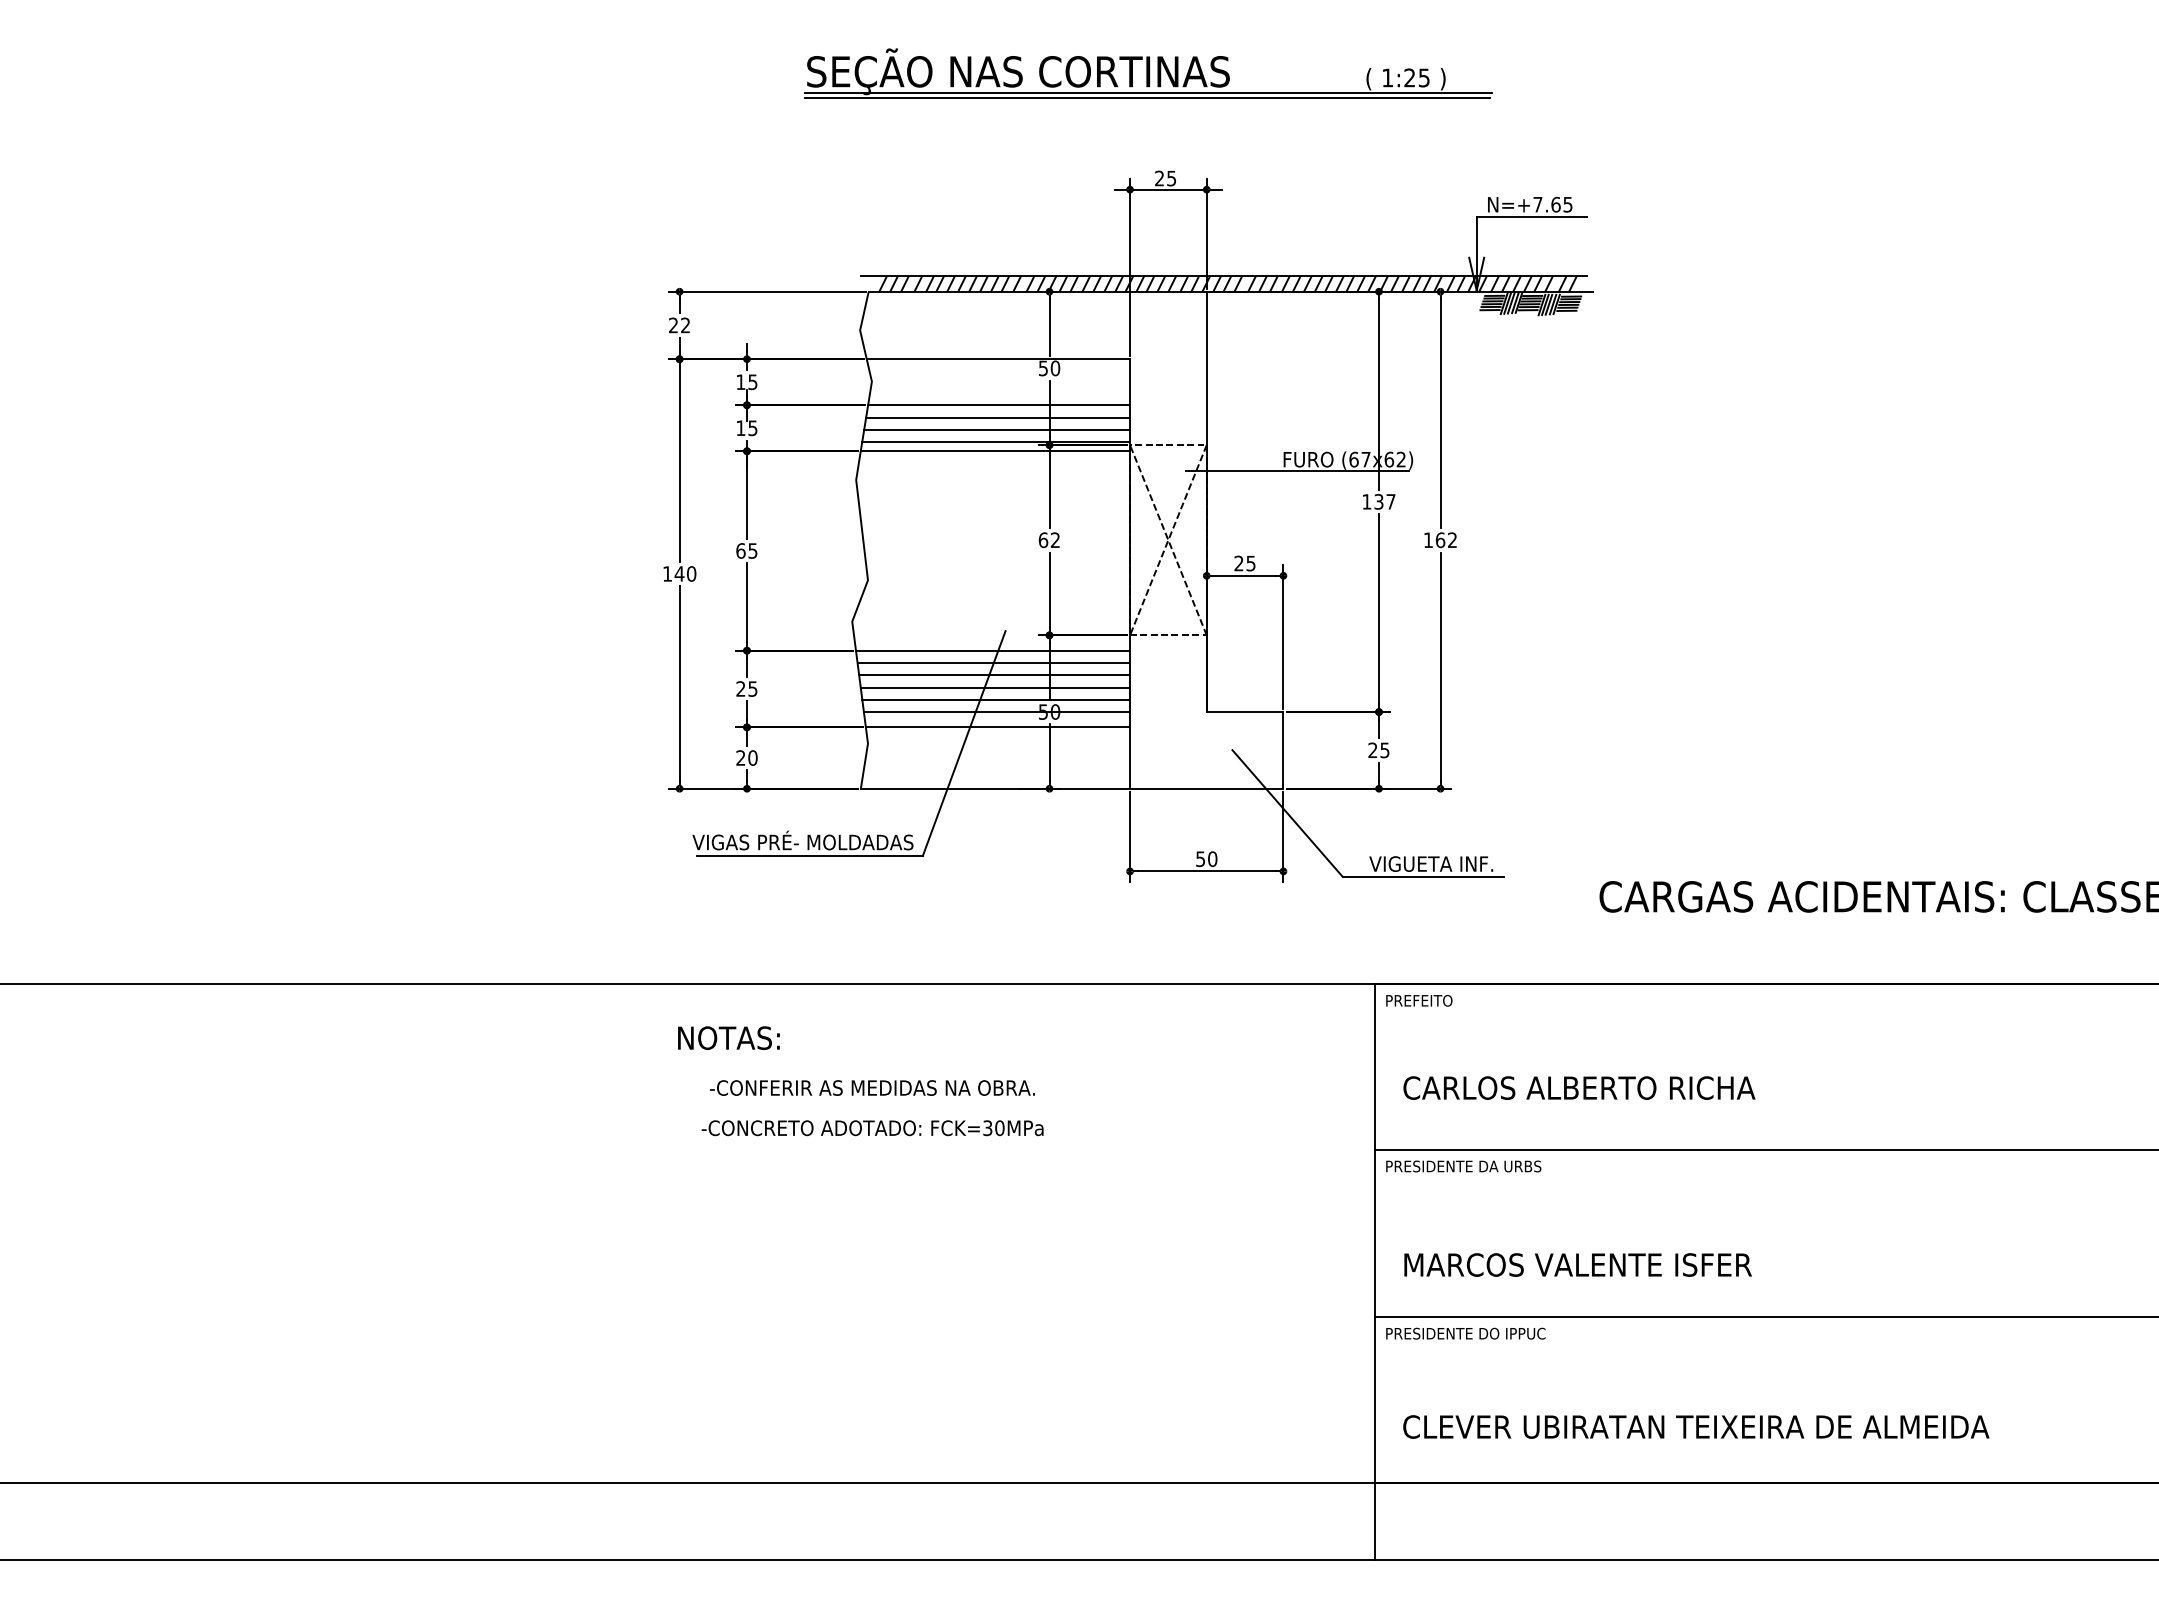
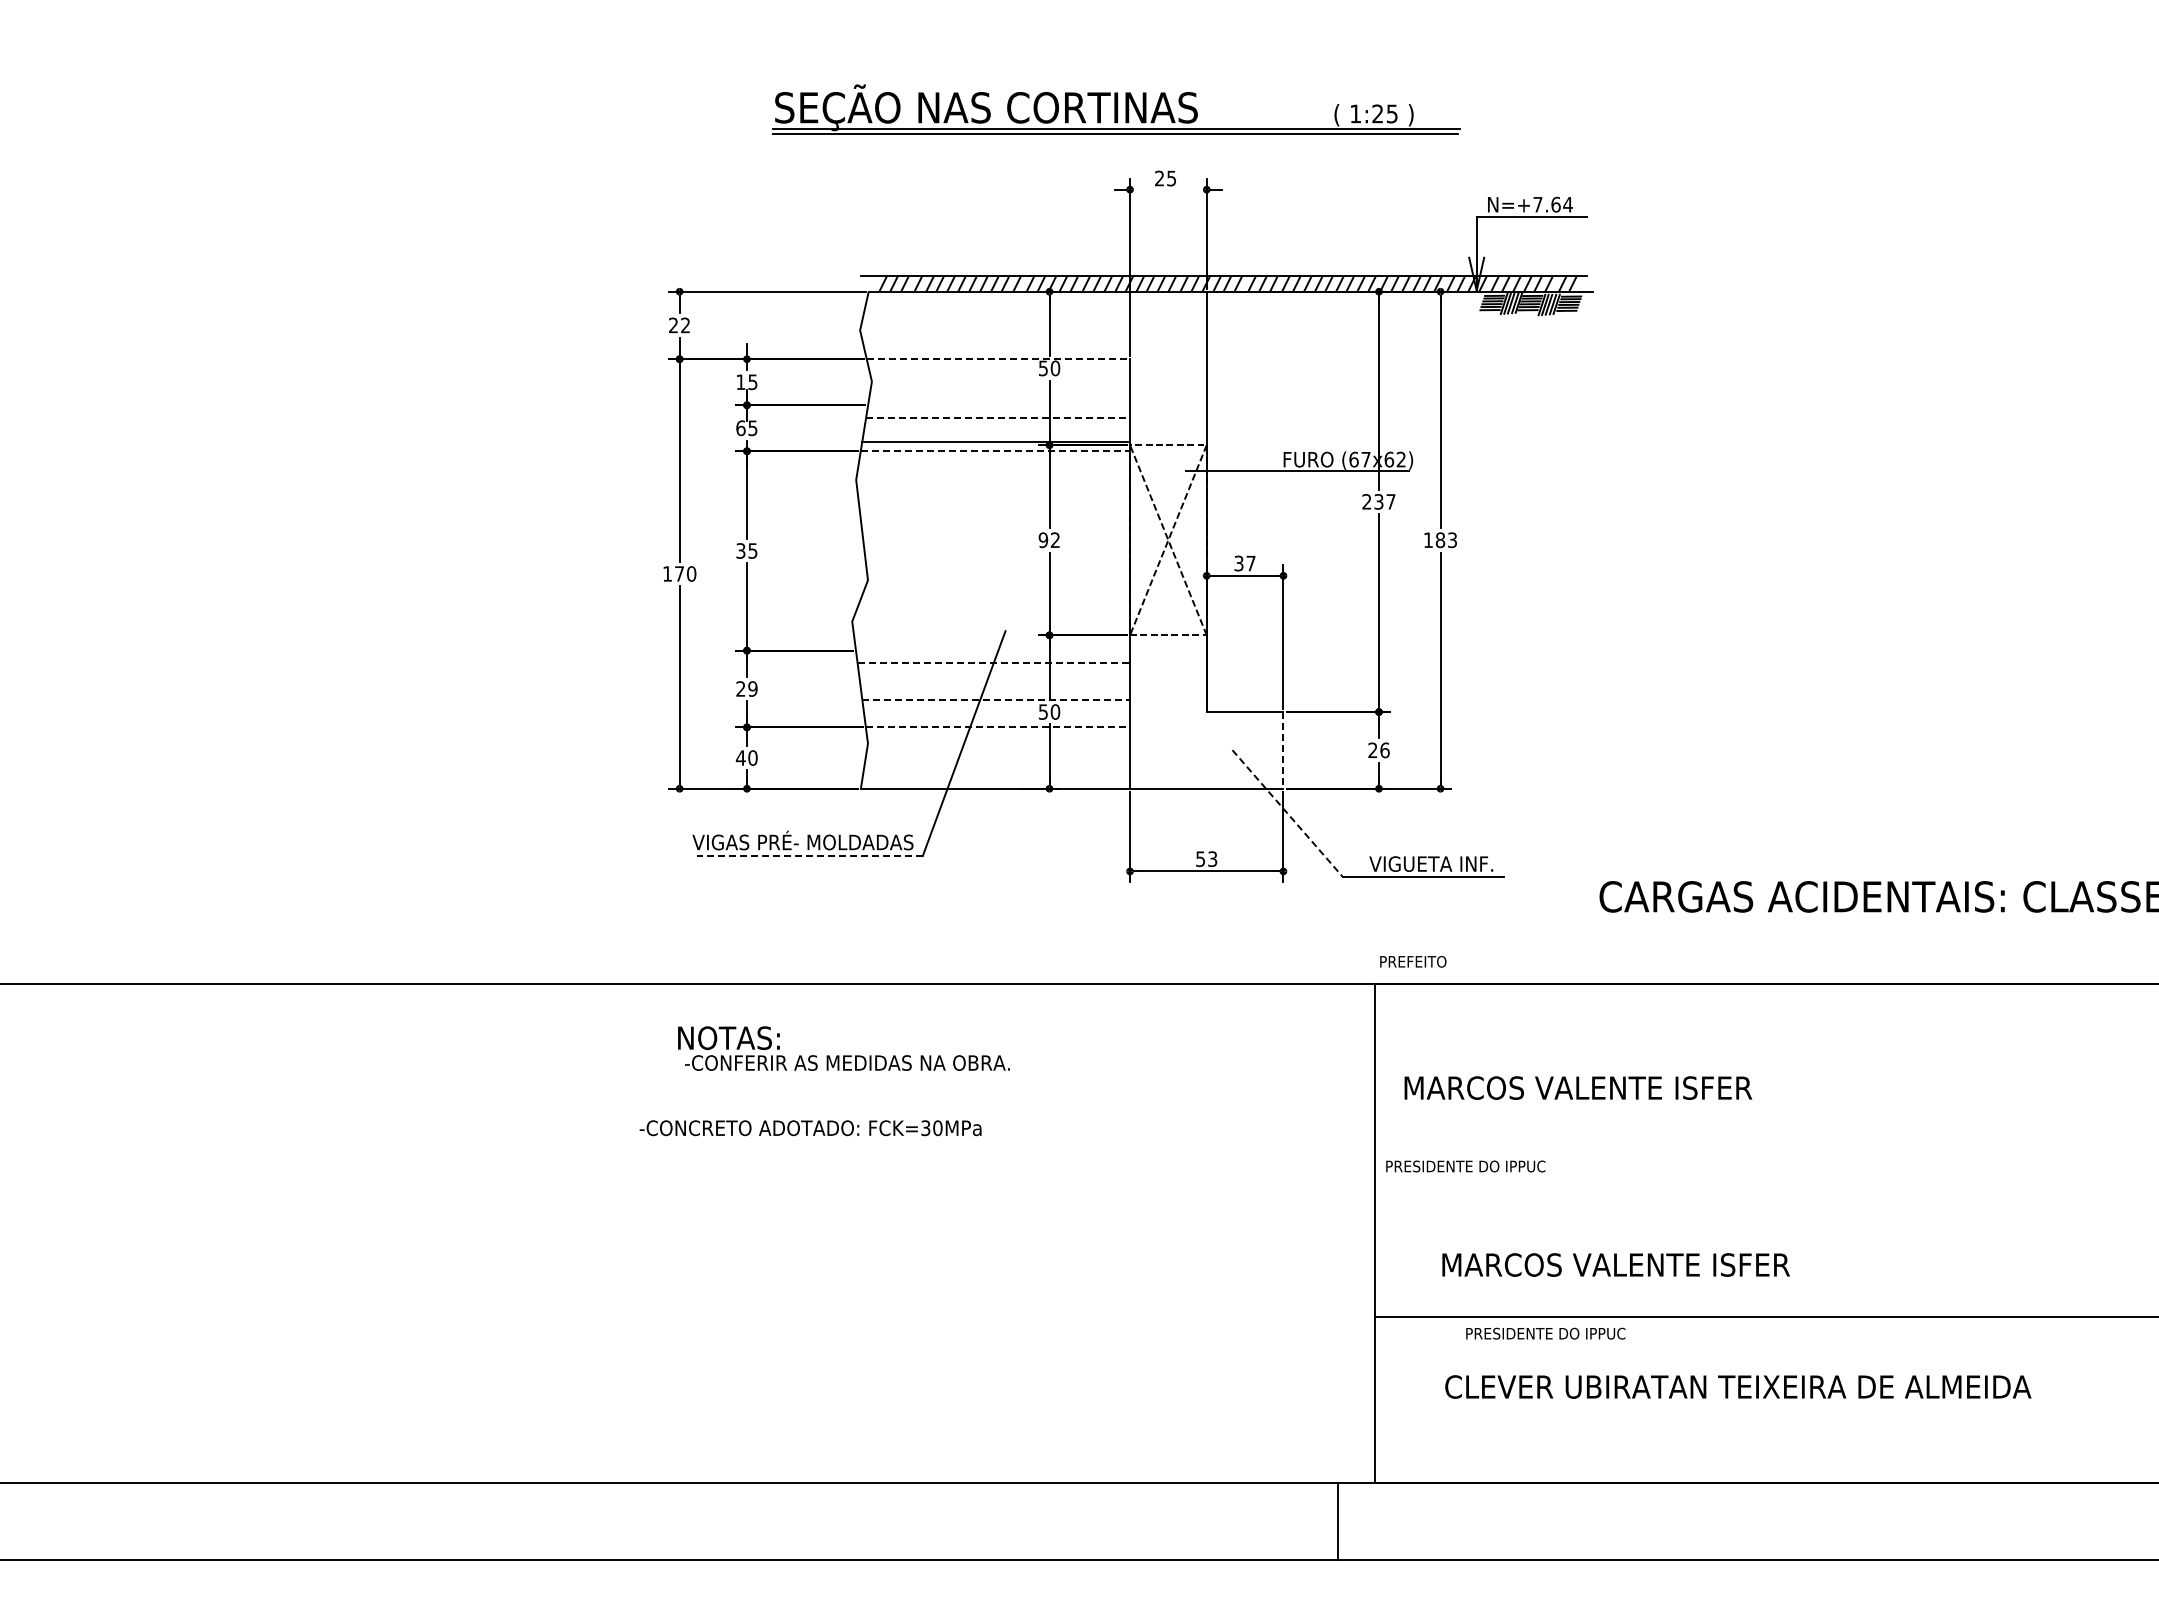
part position: (1148, 73) -> (1116, 109) (1116, 109)
line: present -> none (1168, 189)
text: N=+7.65 -> N=+7.64 (1567, 204)
line: solid -> dashed (998, 359)
line: present -> none (999, 405)
line: solid -> dashed (998, 417)
text: 15 -> 65 (740, 428)
line: present -> none (997, 429)
line: solid -> dashed (995, 451)
text: 137 -> 237 (1366, 501)
text: 62 -> 92 (1043, 540)
text: 162 -> 183 (1445, 540)
text: 65 -> 35 (740, 550)
text: 25 -> 37 (1244, 563)
text: 140 -> 170 (679, 573)
line: present -> none (993, 650)
line: solid -> dashed (994, 662)
line: present -> none (994, 675)
line: present -> none (995, 687)
text: 25 -> 29 (752, 688)
line: solid -> dashed (996, 699)
line: present -> none (996, 712)
line: solid -> dashed (998, 727)
line: solid -> dashed (1283, 750)
text: 25 -> 26 (1384, 750)
text: 20 -> 40 (740, 757)
line: solid -> dashed (1287, 813)
line: solid -> dashed (809, 856)
text: 50 -> 53 (1212, 859)
text position: (1419, 1000) -> (1413, 961) (1413, 961)
text position: (872, 1087) -> (847, 1062) (847, 1062)
text: CARLOS ALBERTO RICHA -> MARCOS VALENTE ISFER (1579, 1087)
text position: (872, 1128) -> (810, 1128) (810, 1128)
line: present -> none (1764, 1149)
text: PRESIDENTE DA URBS -> PRESIDENTE DO IPPUC (1517, 1166)
text position: (1577, 1264) -> (1615, 1264) (1615, 1264)
text position: (1465, 1333) -> (1545, 1333) (1545, 1333)
text position: (1696, 1426) -> (1738, 1386) (1738, 1386)
line position: (1374, 1520) -> (1337, 1520) (1337, 1520)
